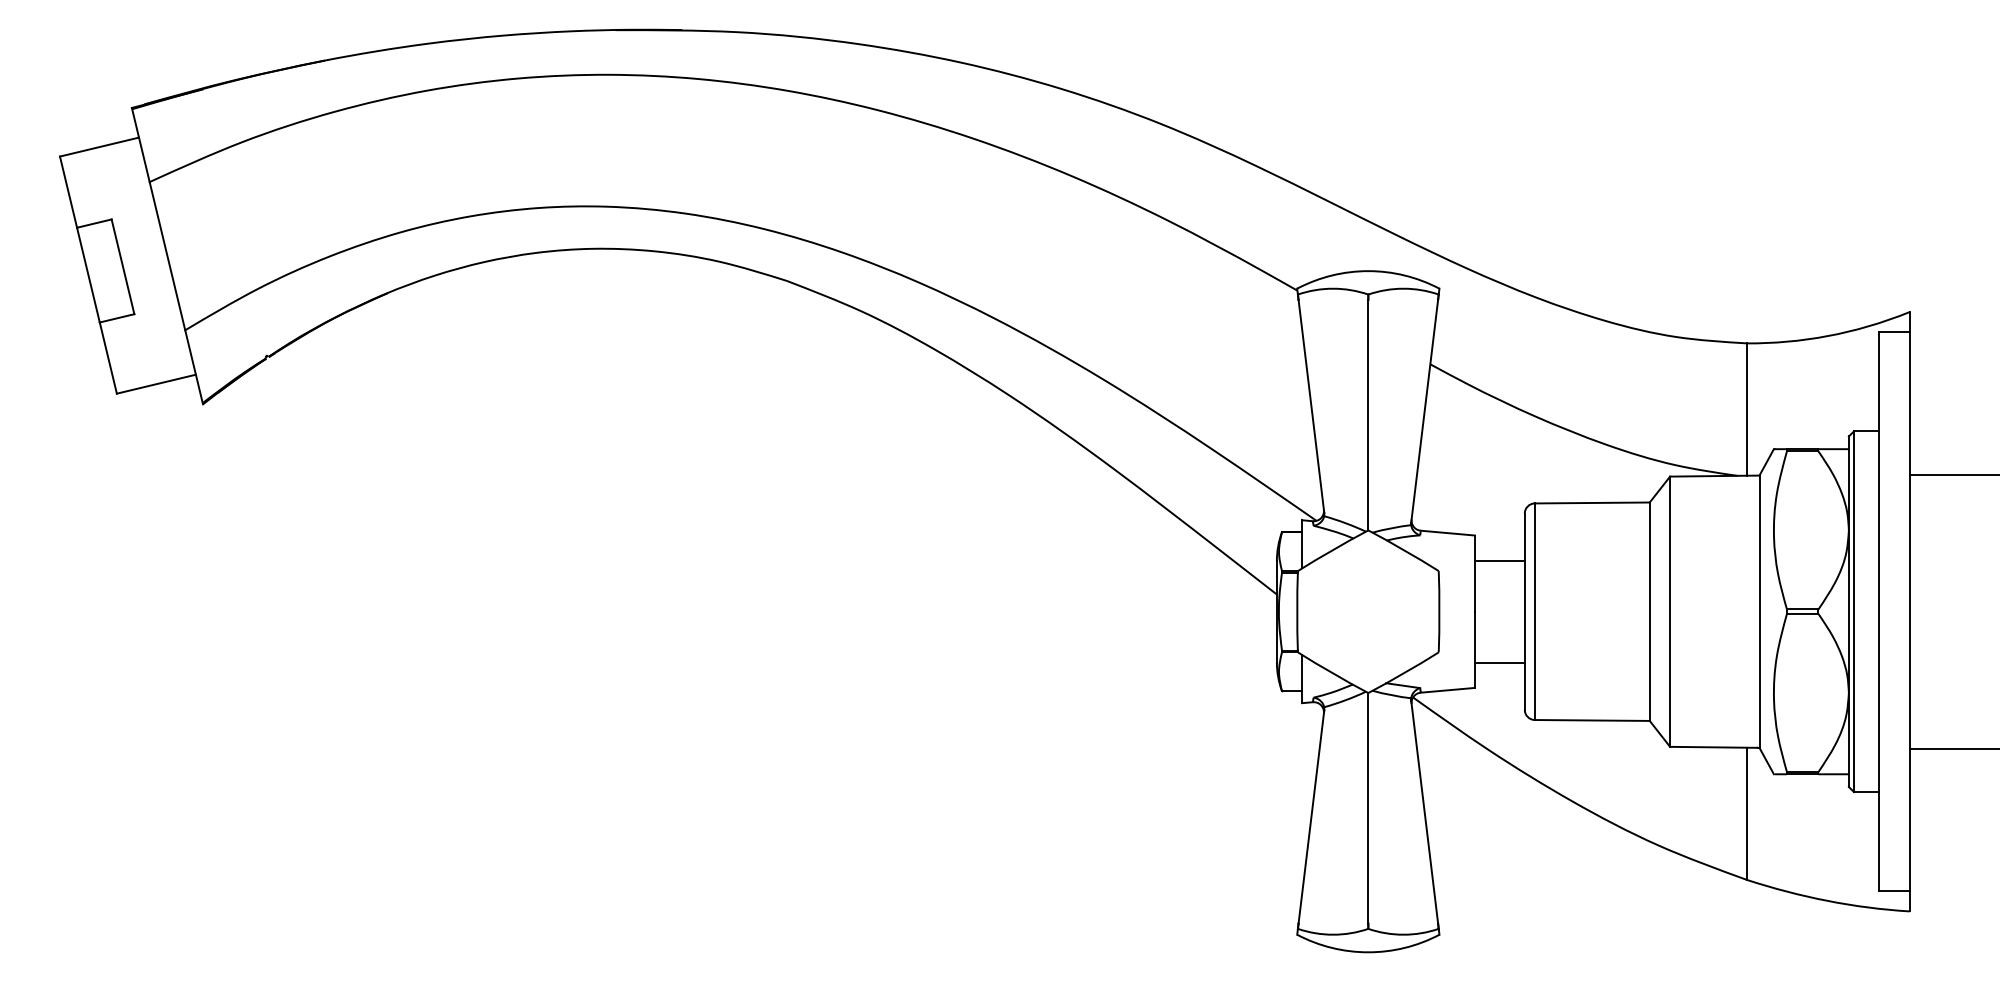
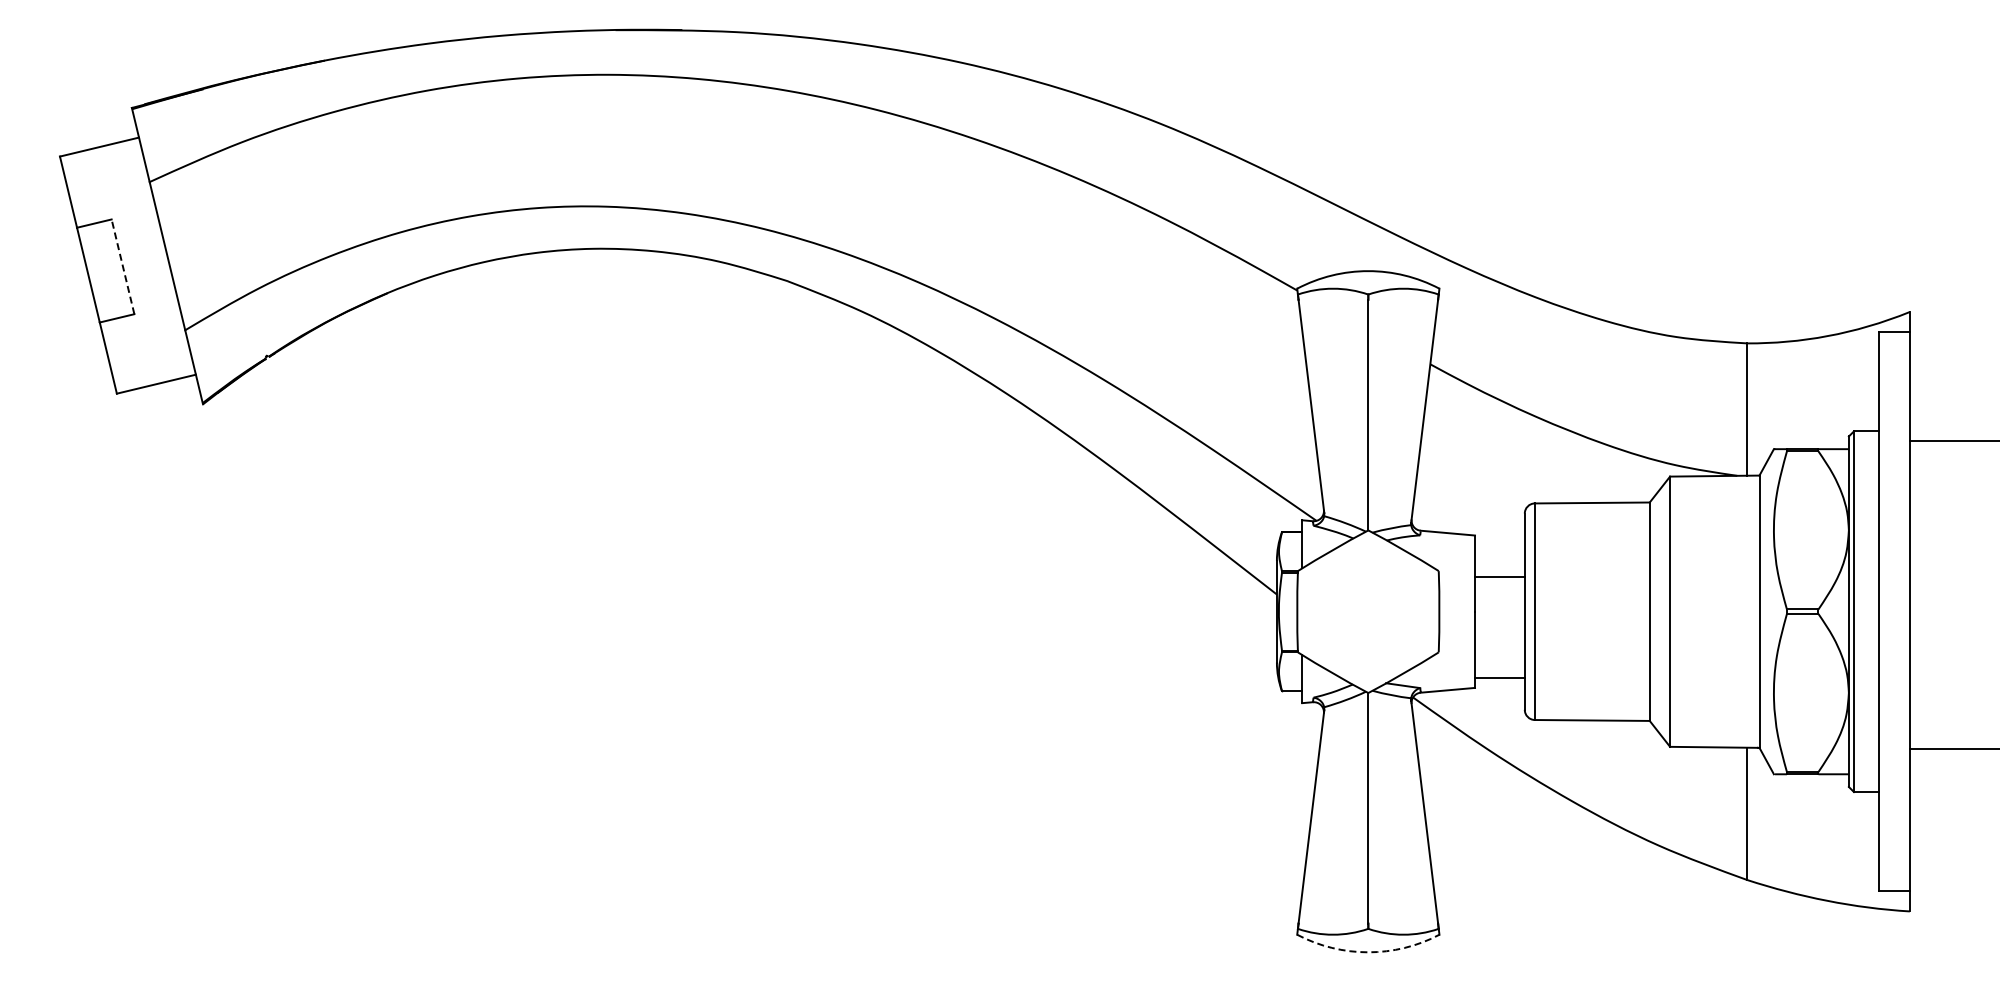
line: solid -> dashed (123, 266)
line position: (1952, 474) -> (1952, 440) (1952, 440)
line position: (1499, 560) -> (1499, 576) (1499, 576)
line position: (1499, 662) -> (1499, 677) (1499, 677)
arc: solid -> dashed (1368, 952)
